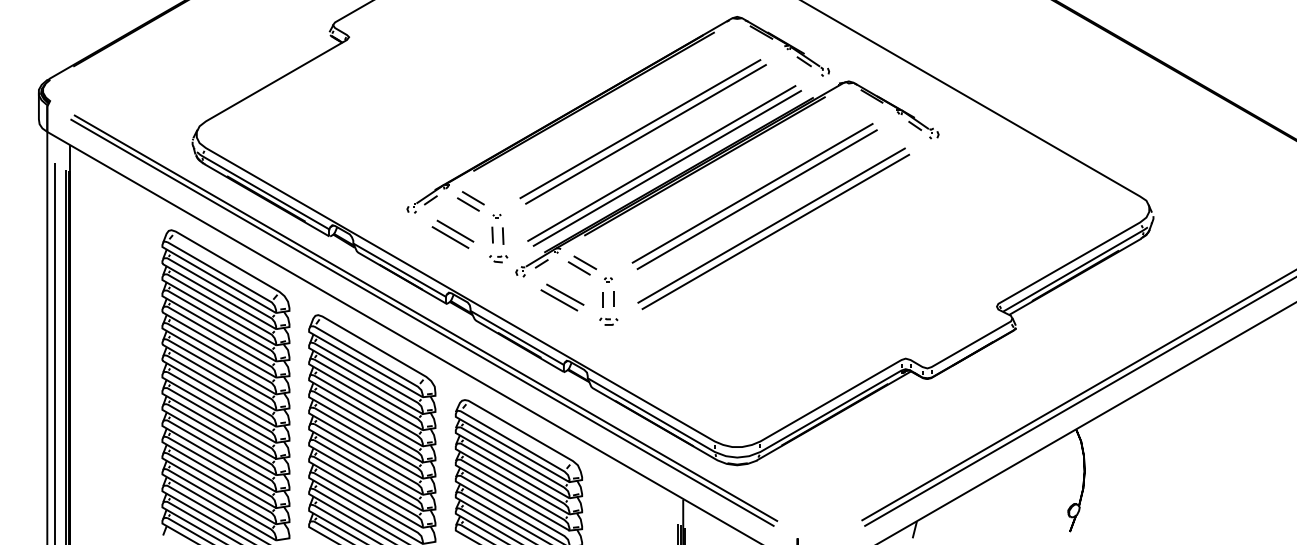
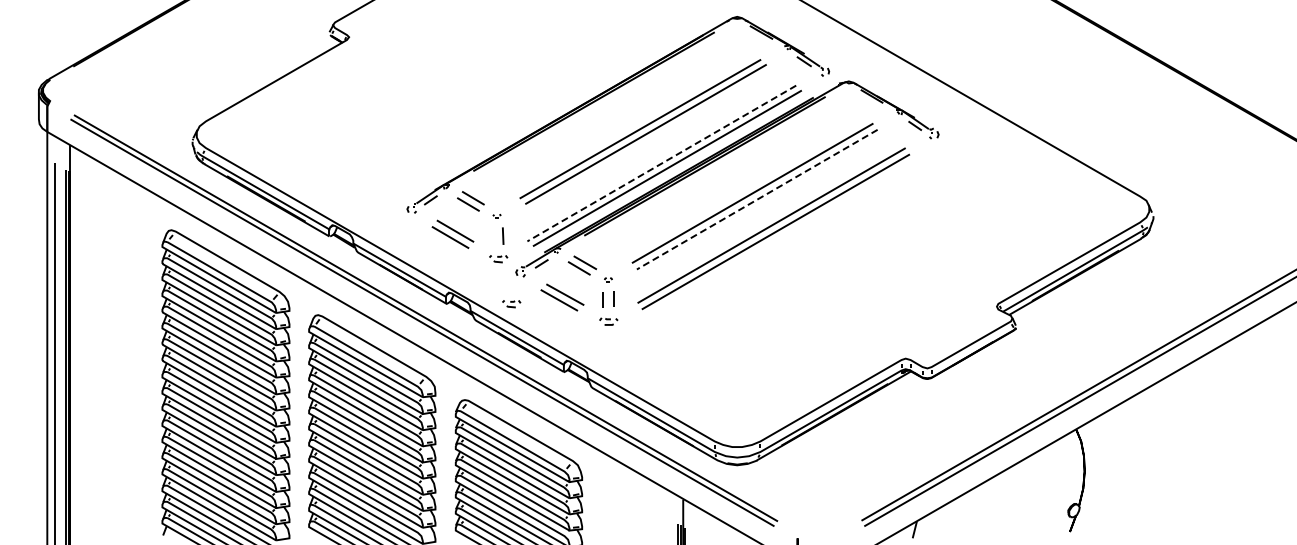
line: solid -> dashed (661, 163)
line: solid -> dashed (756, 199)
line: present -> none (492, 234)
part: none -> present (511, 304)
